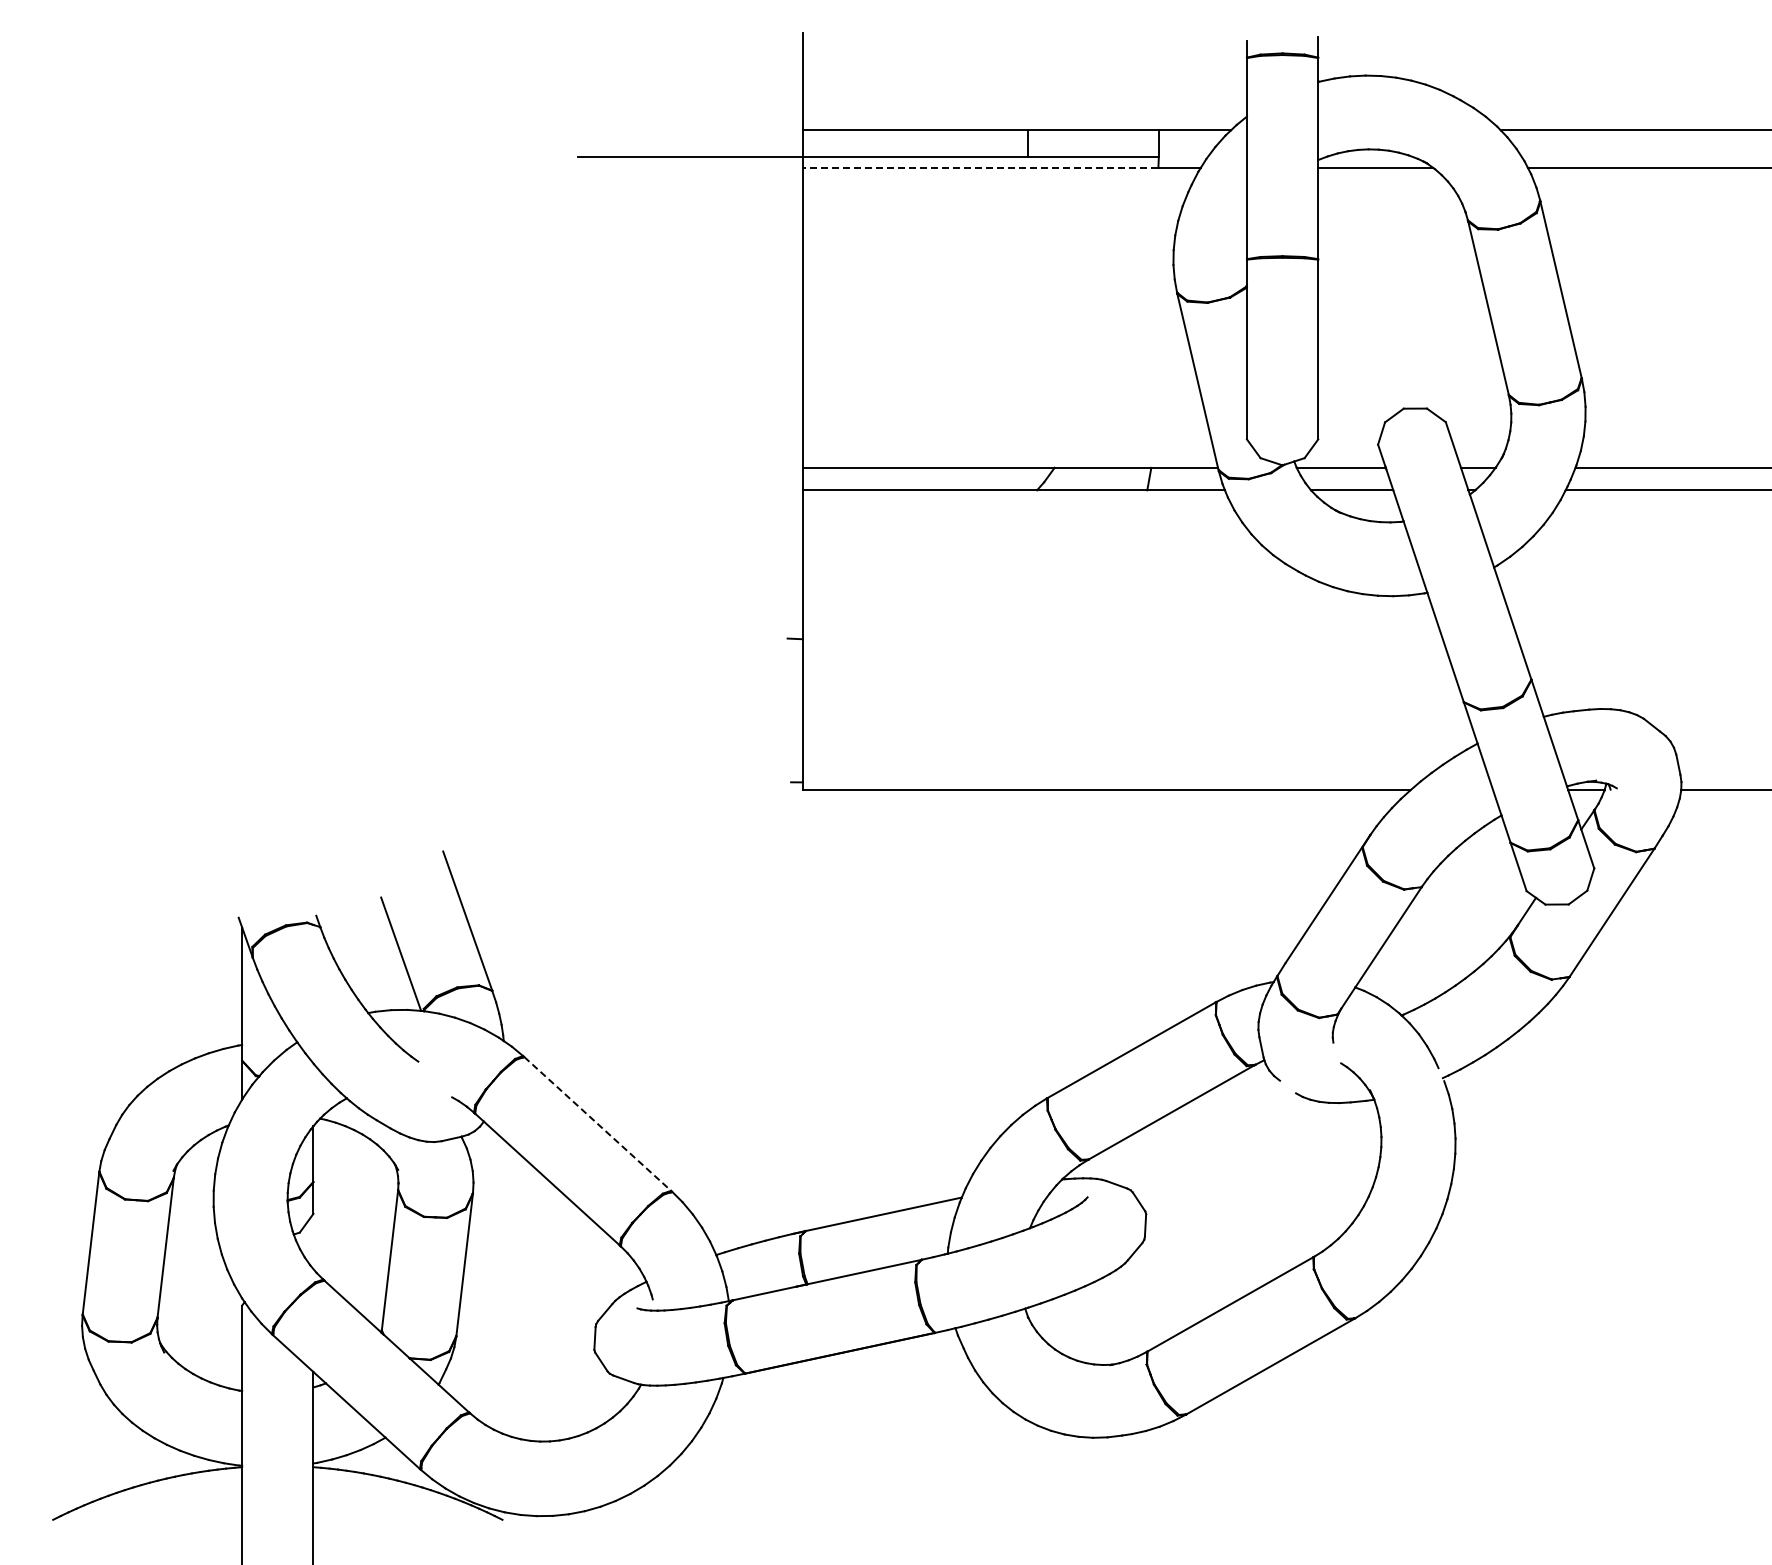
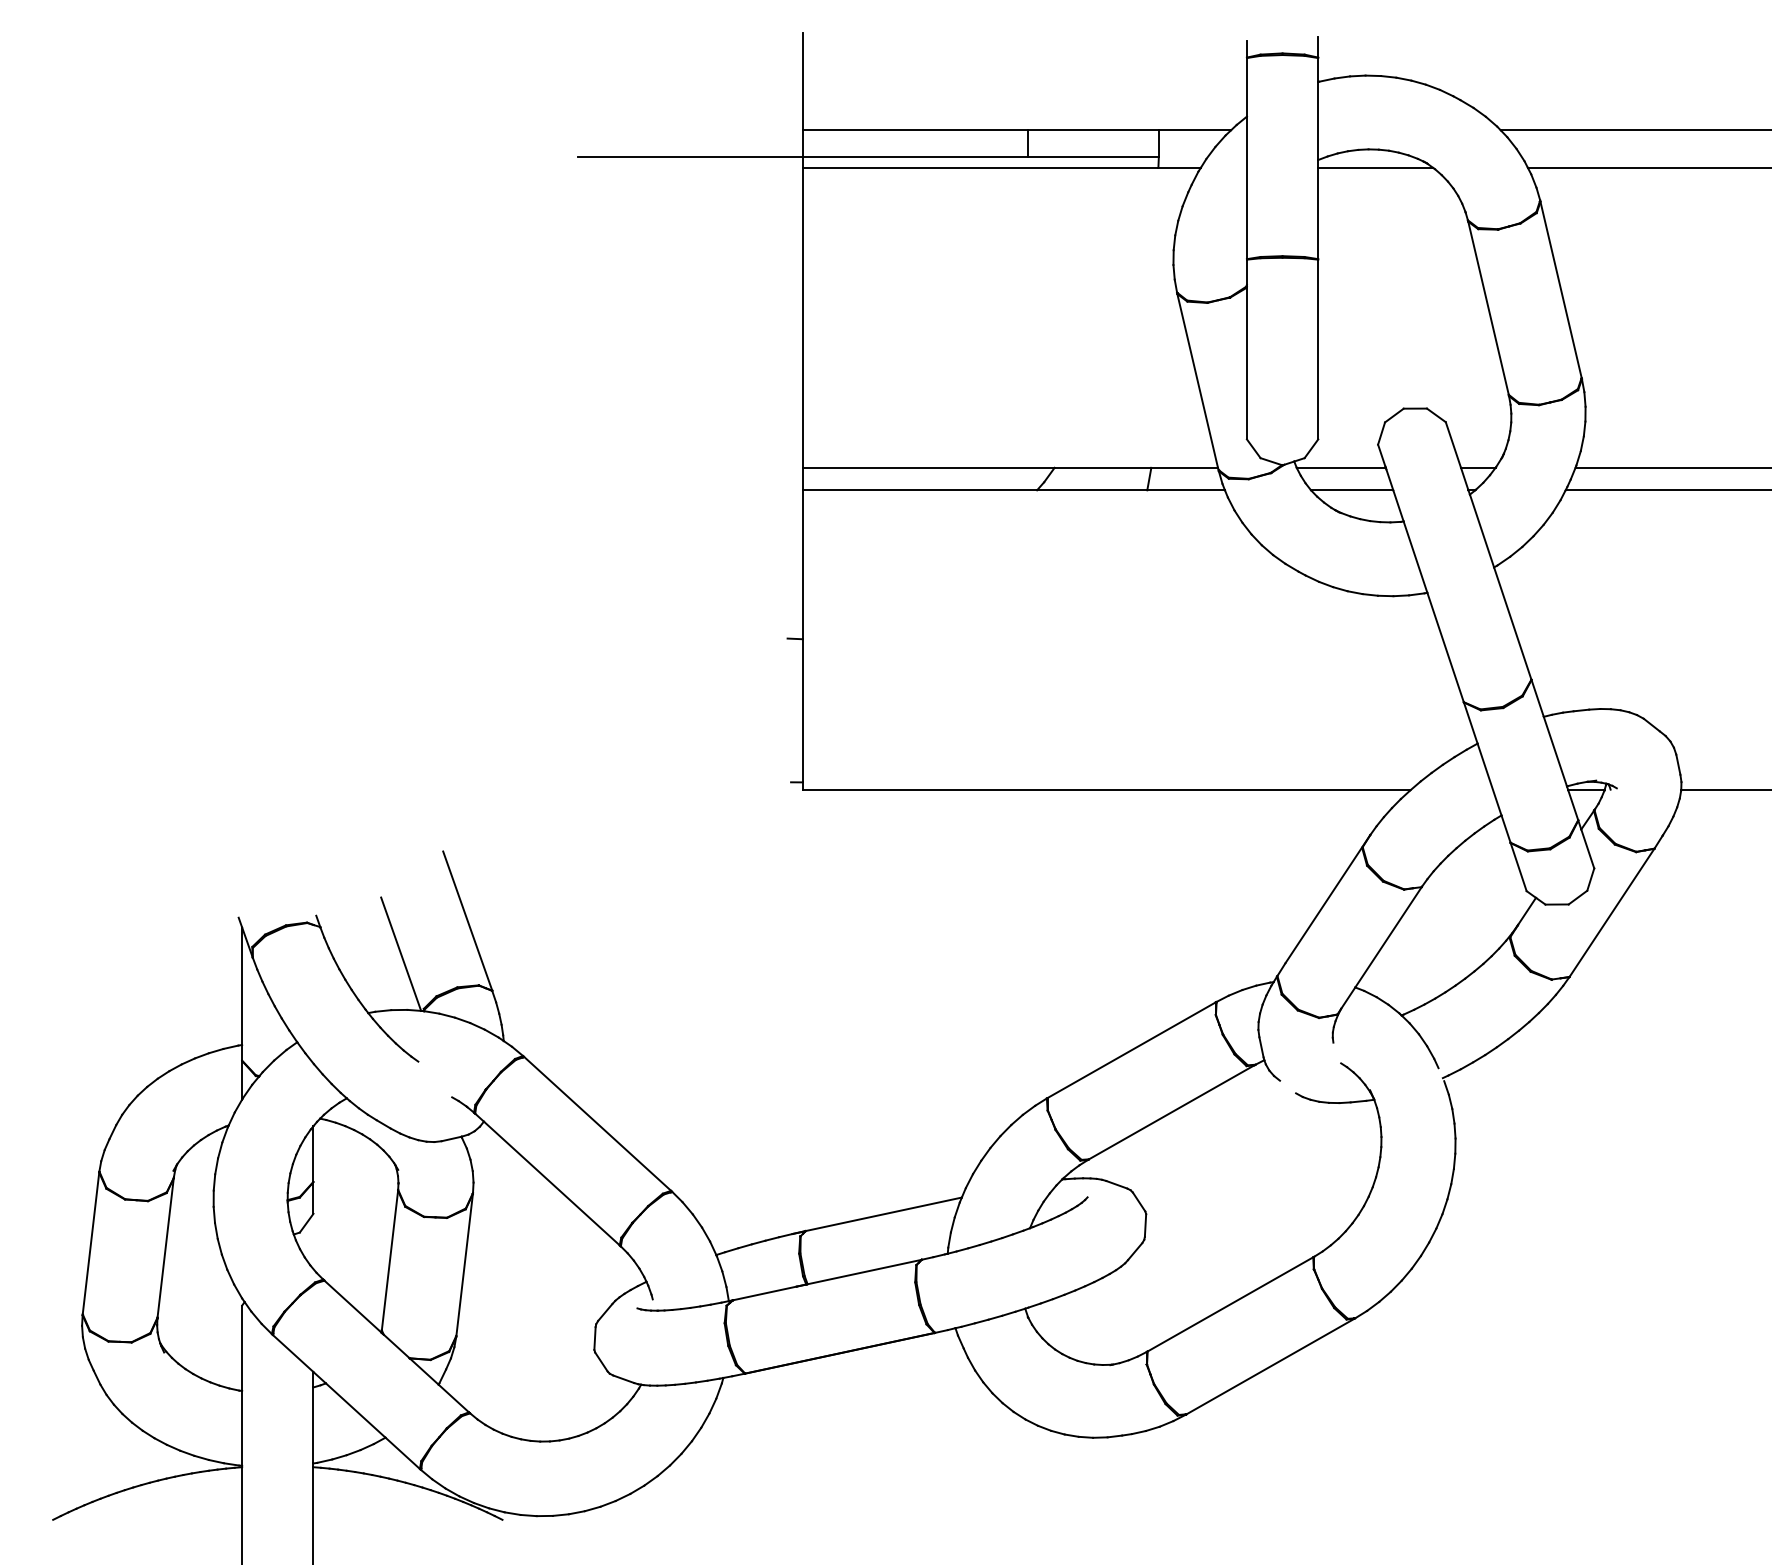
line: dashed -> solid (980, 167)
line: dashed -> solid (598, 1124)
